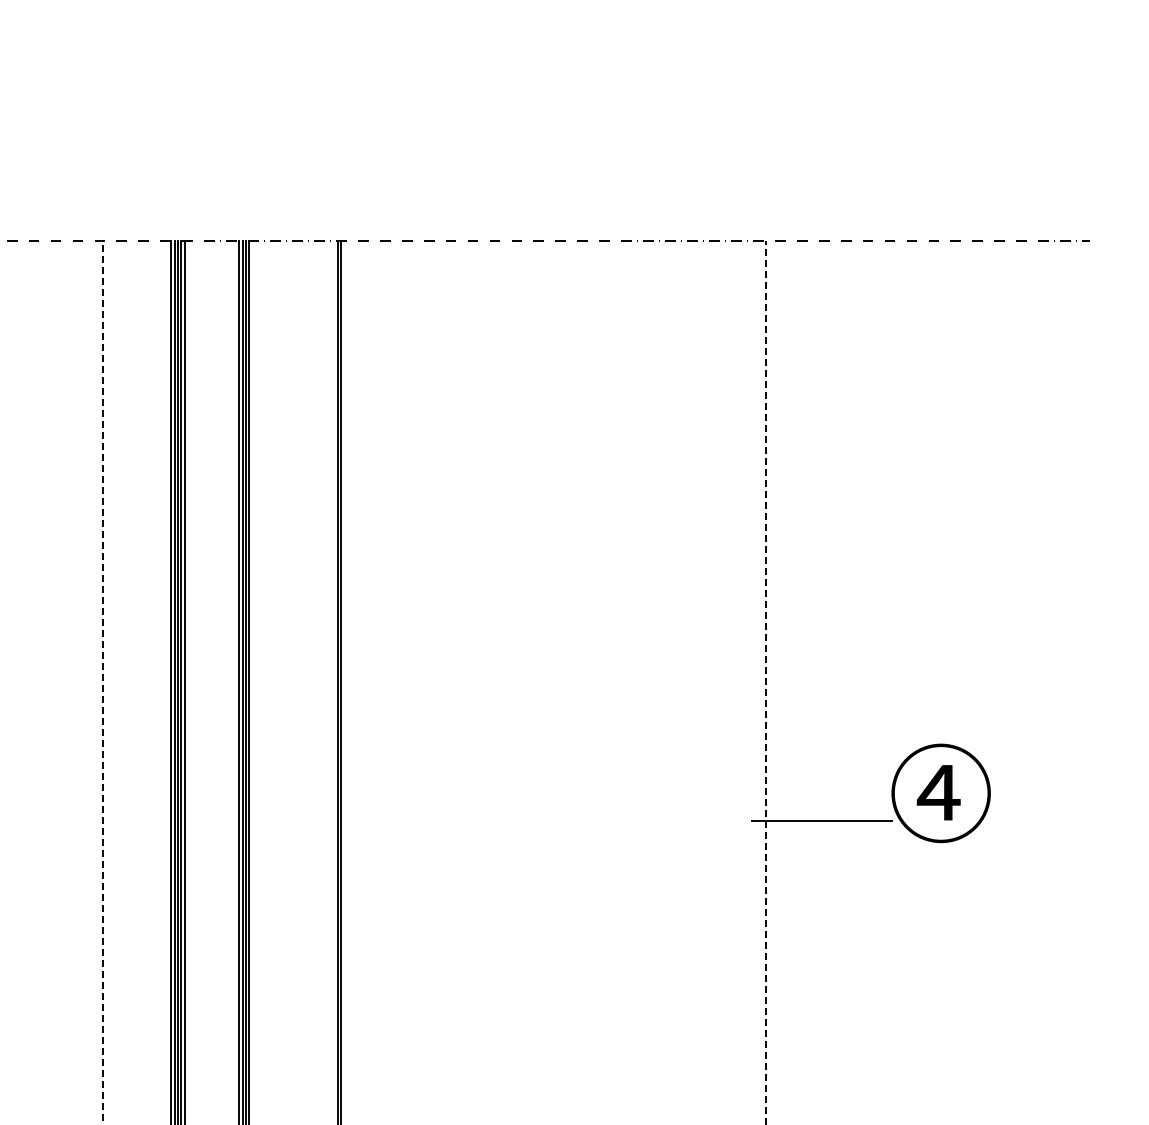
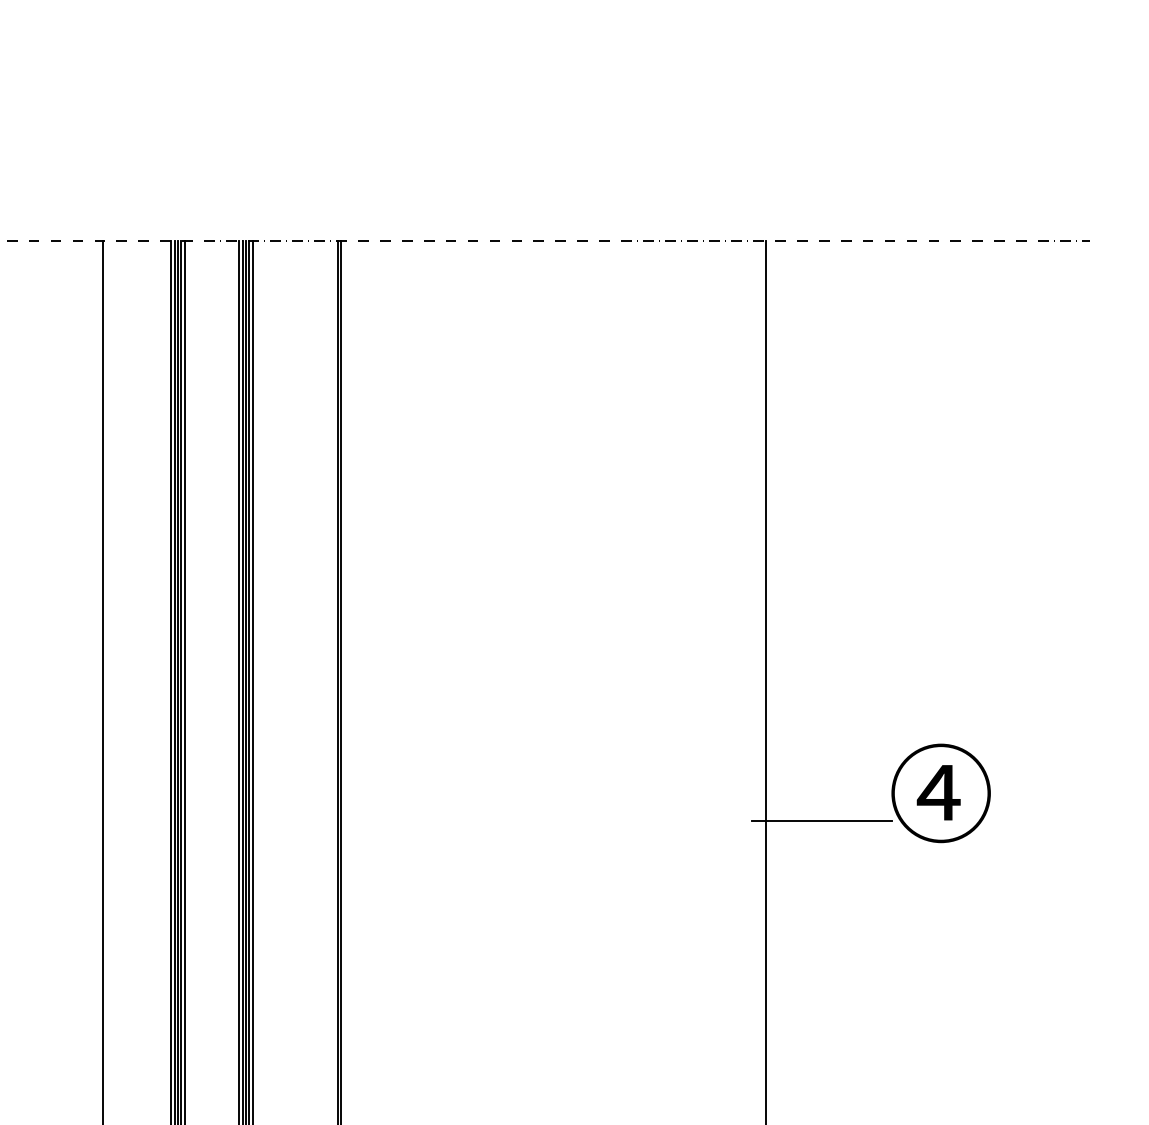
line: none -> present (252, 681)
line: dashed -> solid (103, 682)
line: dashed -> solid (766, 682)
